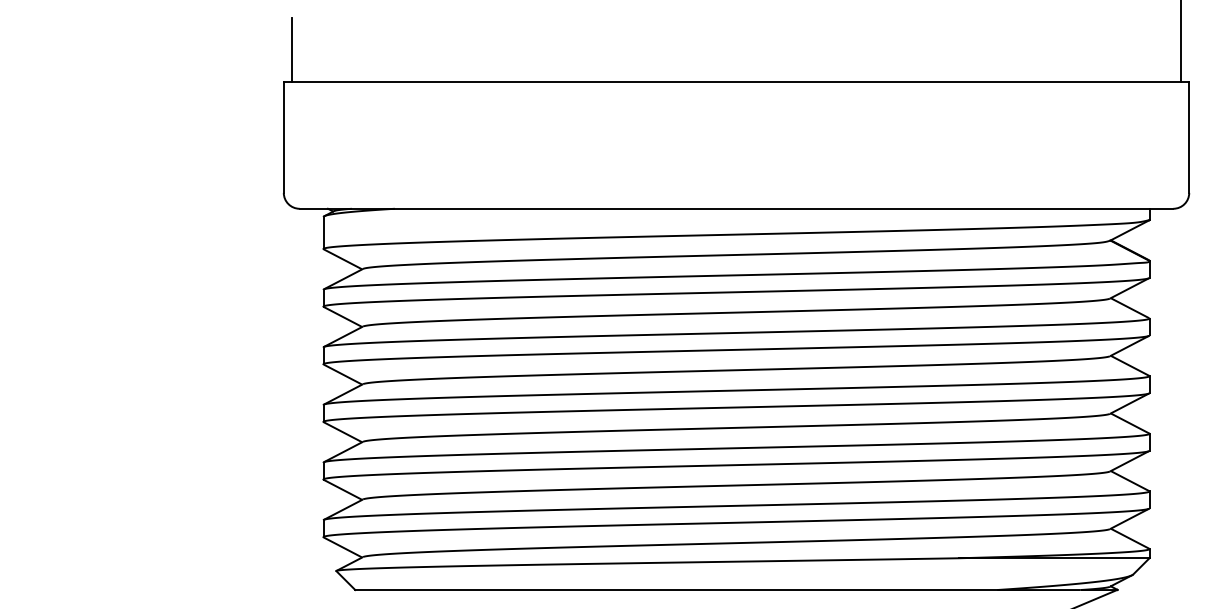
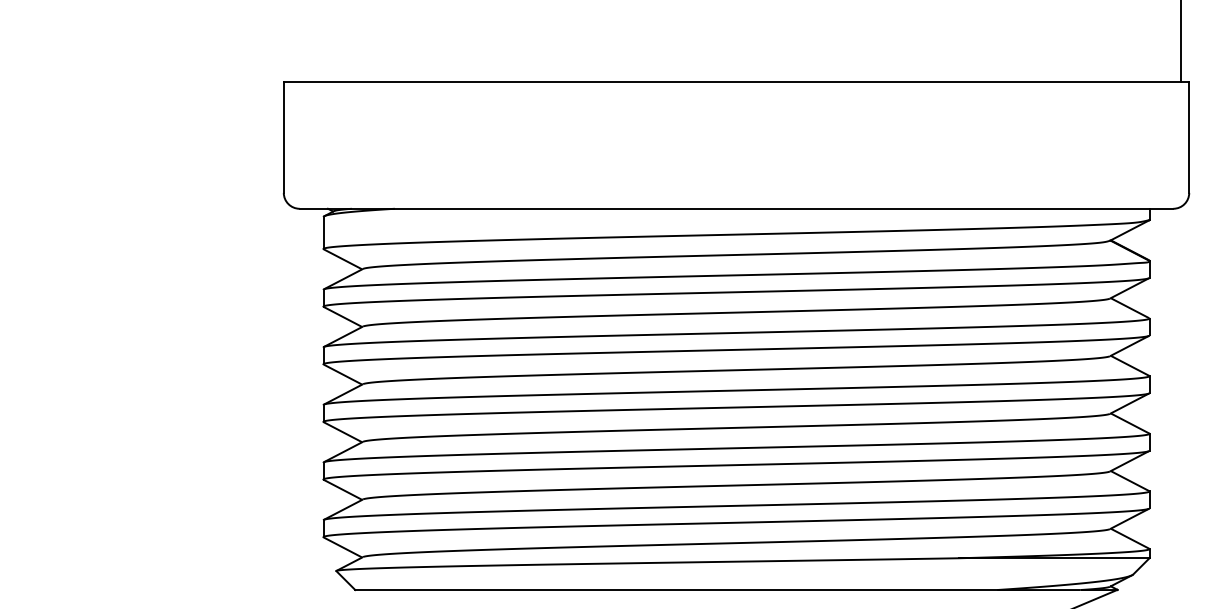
line: present -> none (291, 49)
